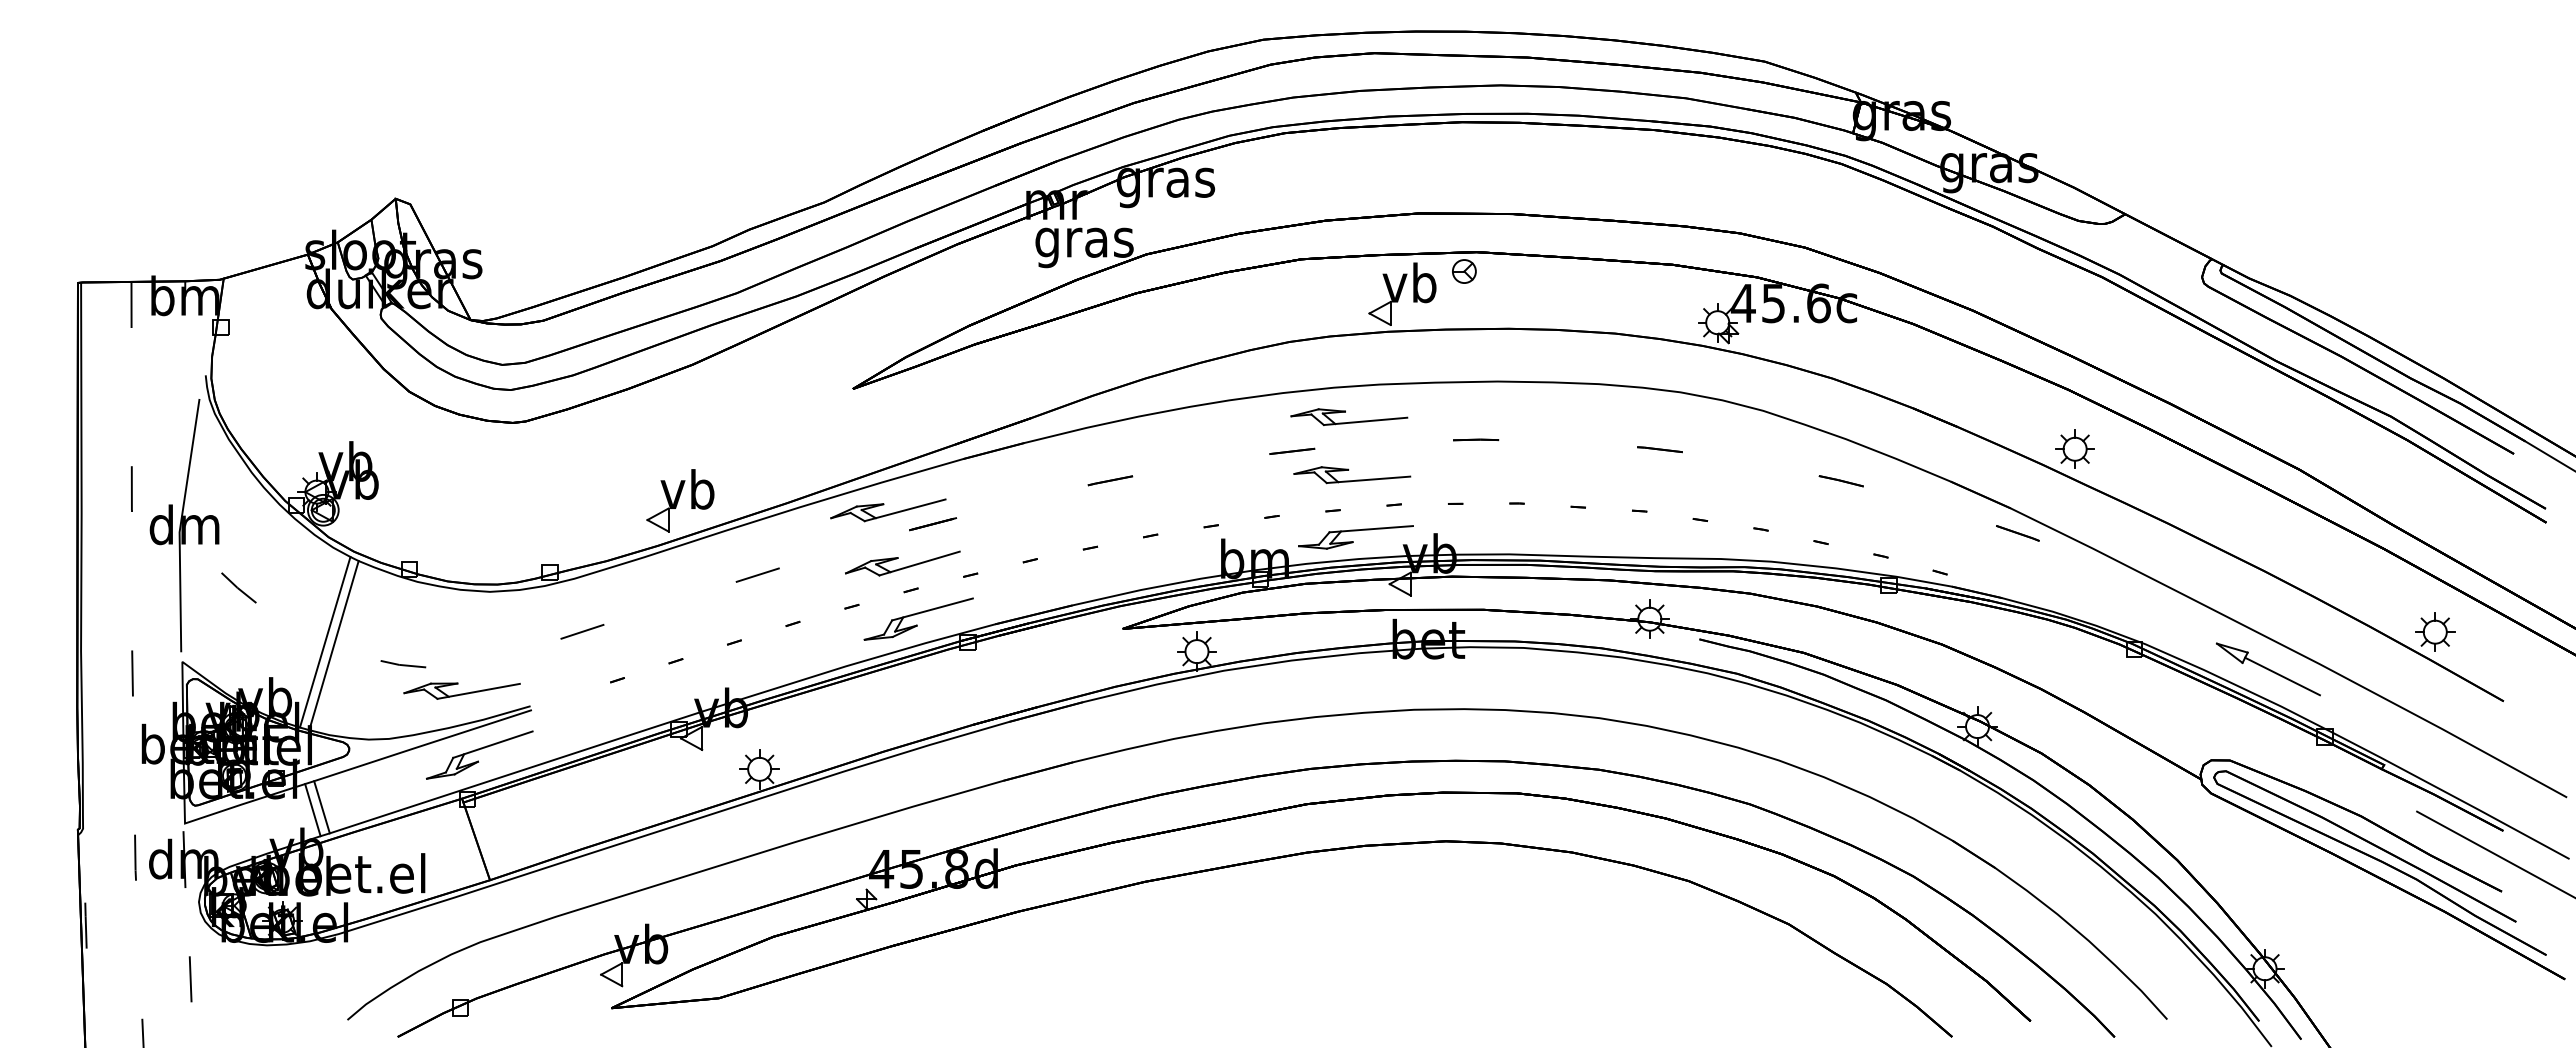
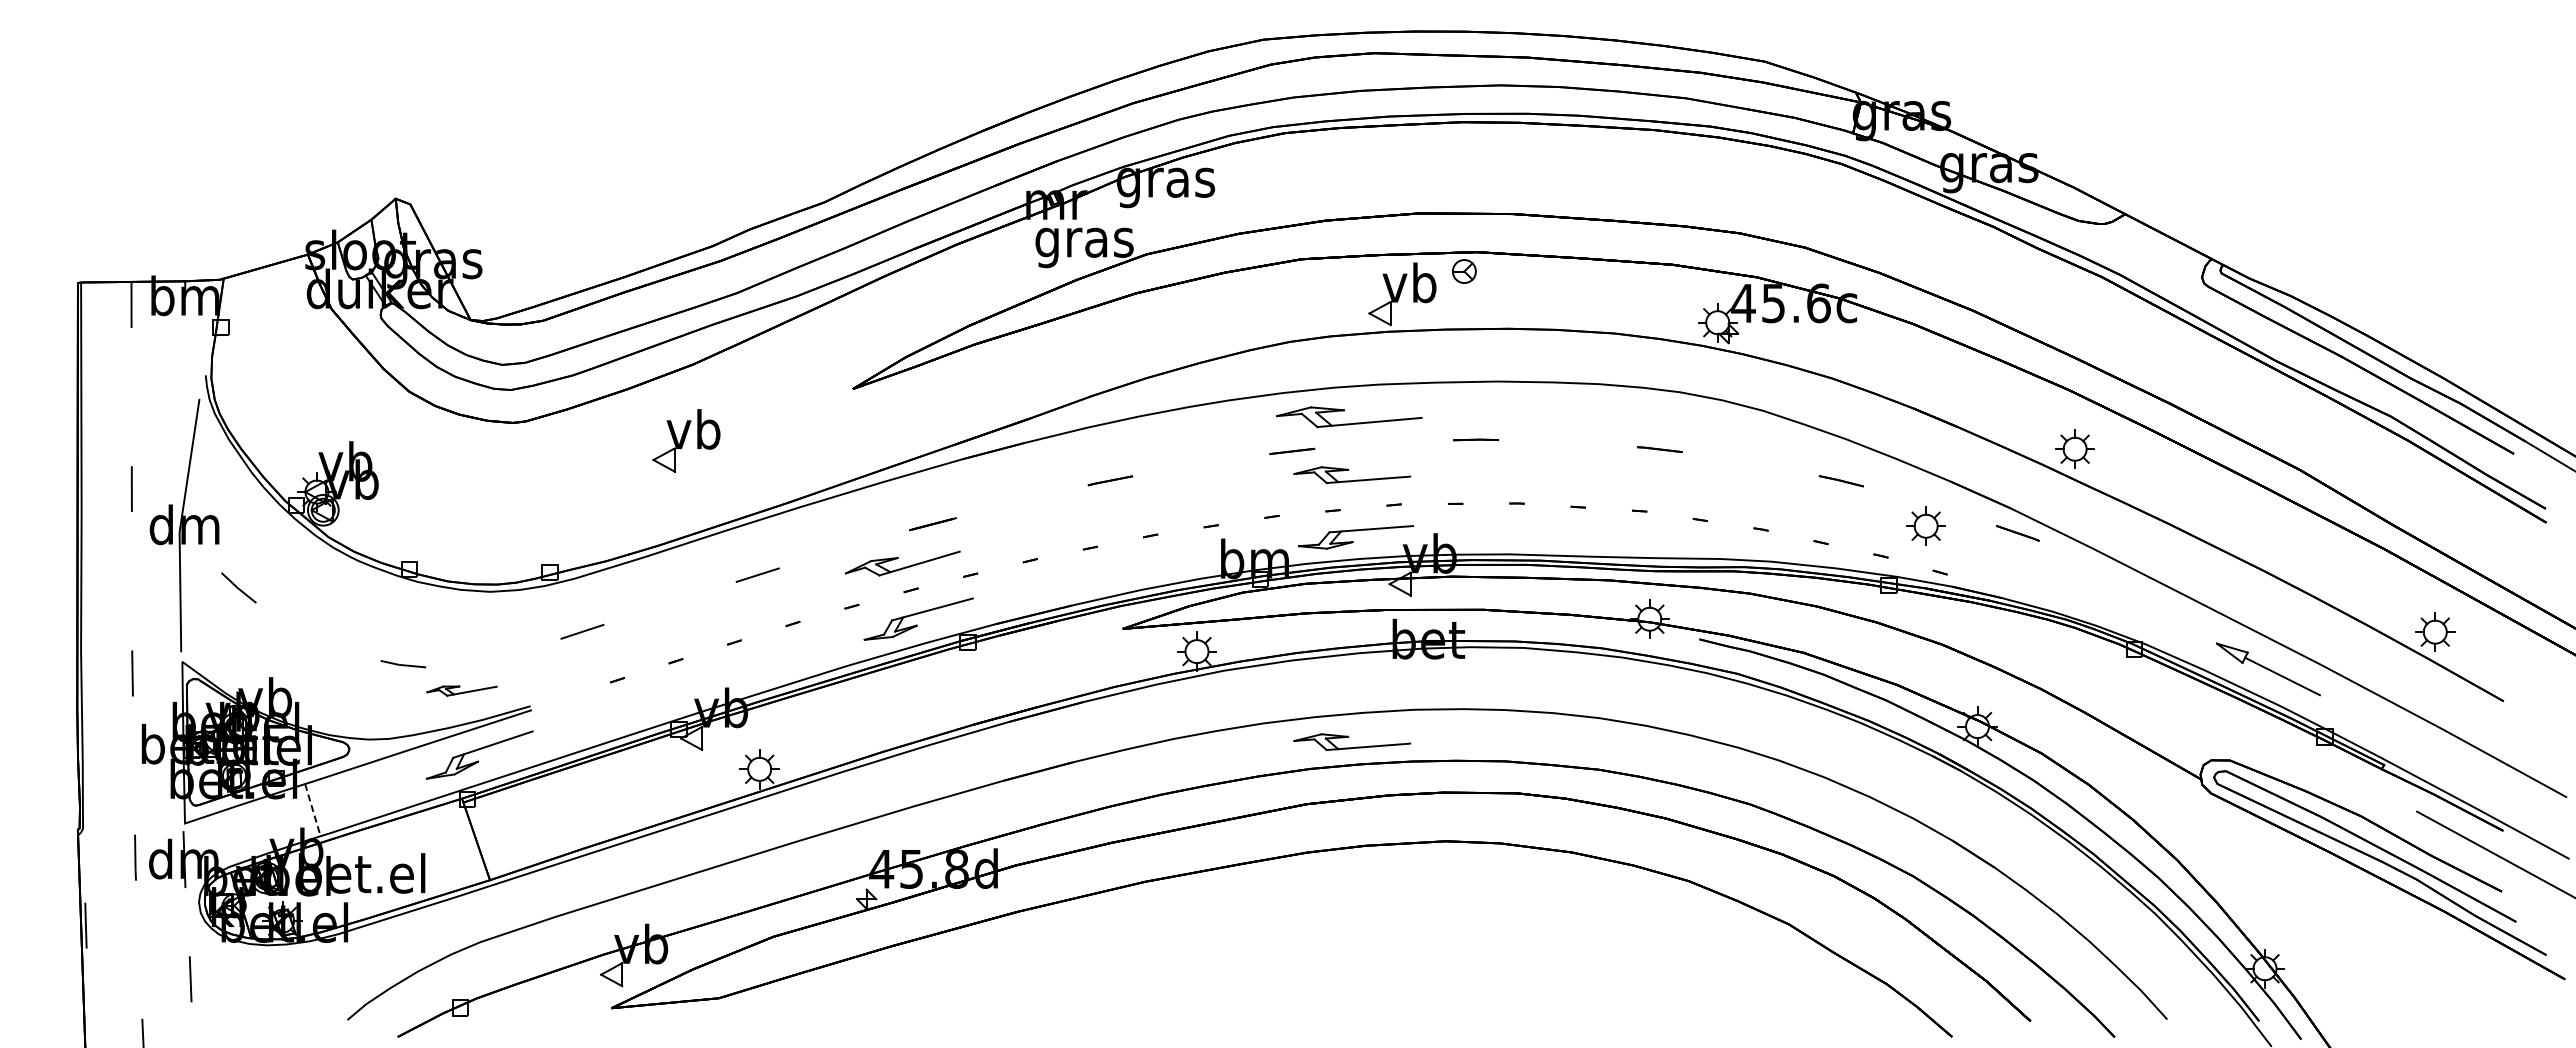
part size: 119x18 px -> 147x23 px (1349, 417)
part position: (680, 500) -> (686, 440) (686, 440)
part: present -> none (888, 510)
part: none -> present (1925, 525)
line: present -> none (324, 642)
line: present -> none (333, 645)
part size: 118x18 px -> 72x12 px (461, 690)
part: none -> present (1352, 742)
line: present -> none (321, 807)
line: solid -> dashed (313, 810)
